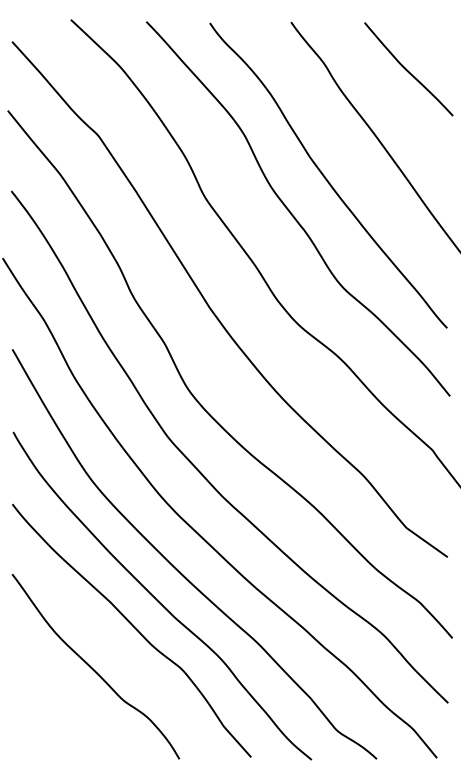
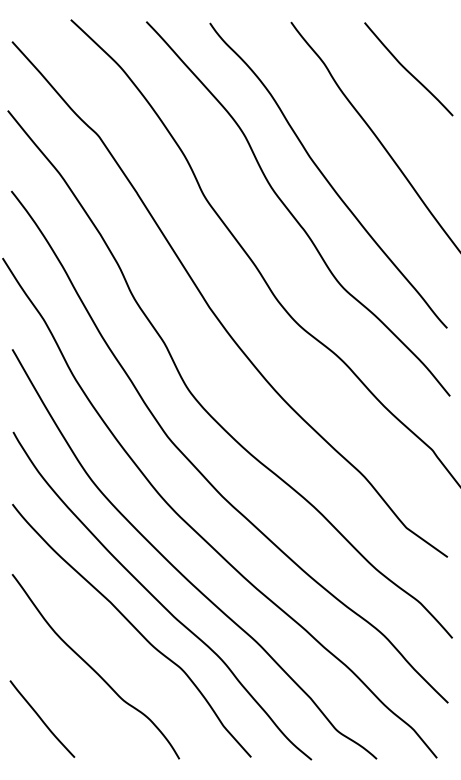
curve: none -> present (41, 718)
